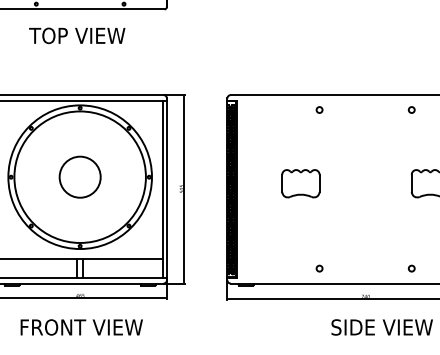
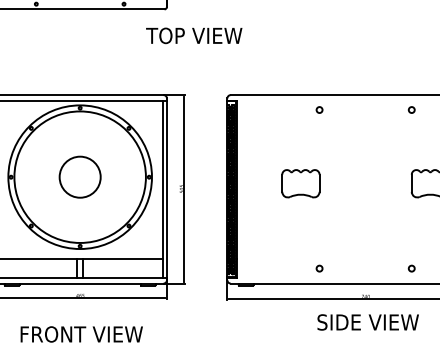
text position: (77, 35) -> (194, 35) (194, 35)
text position: (81, 327) -> (81, 334) (81, 334)
text position: (381, 327) -> (367, 322) (367, 322)
